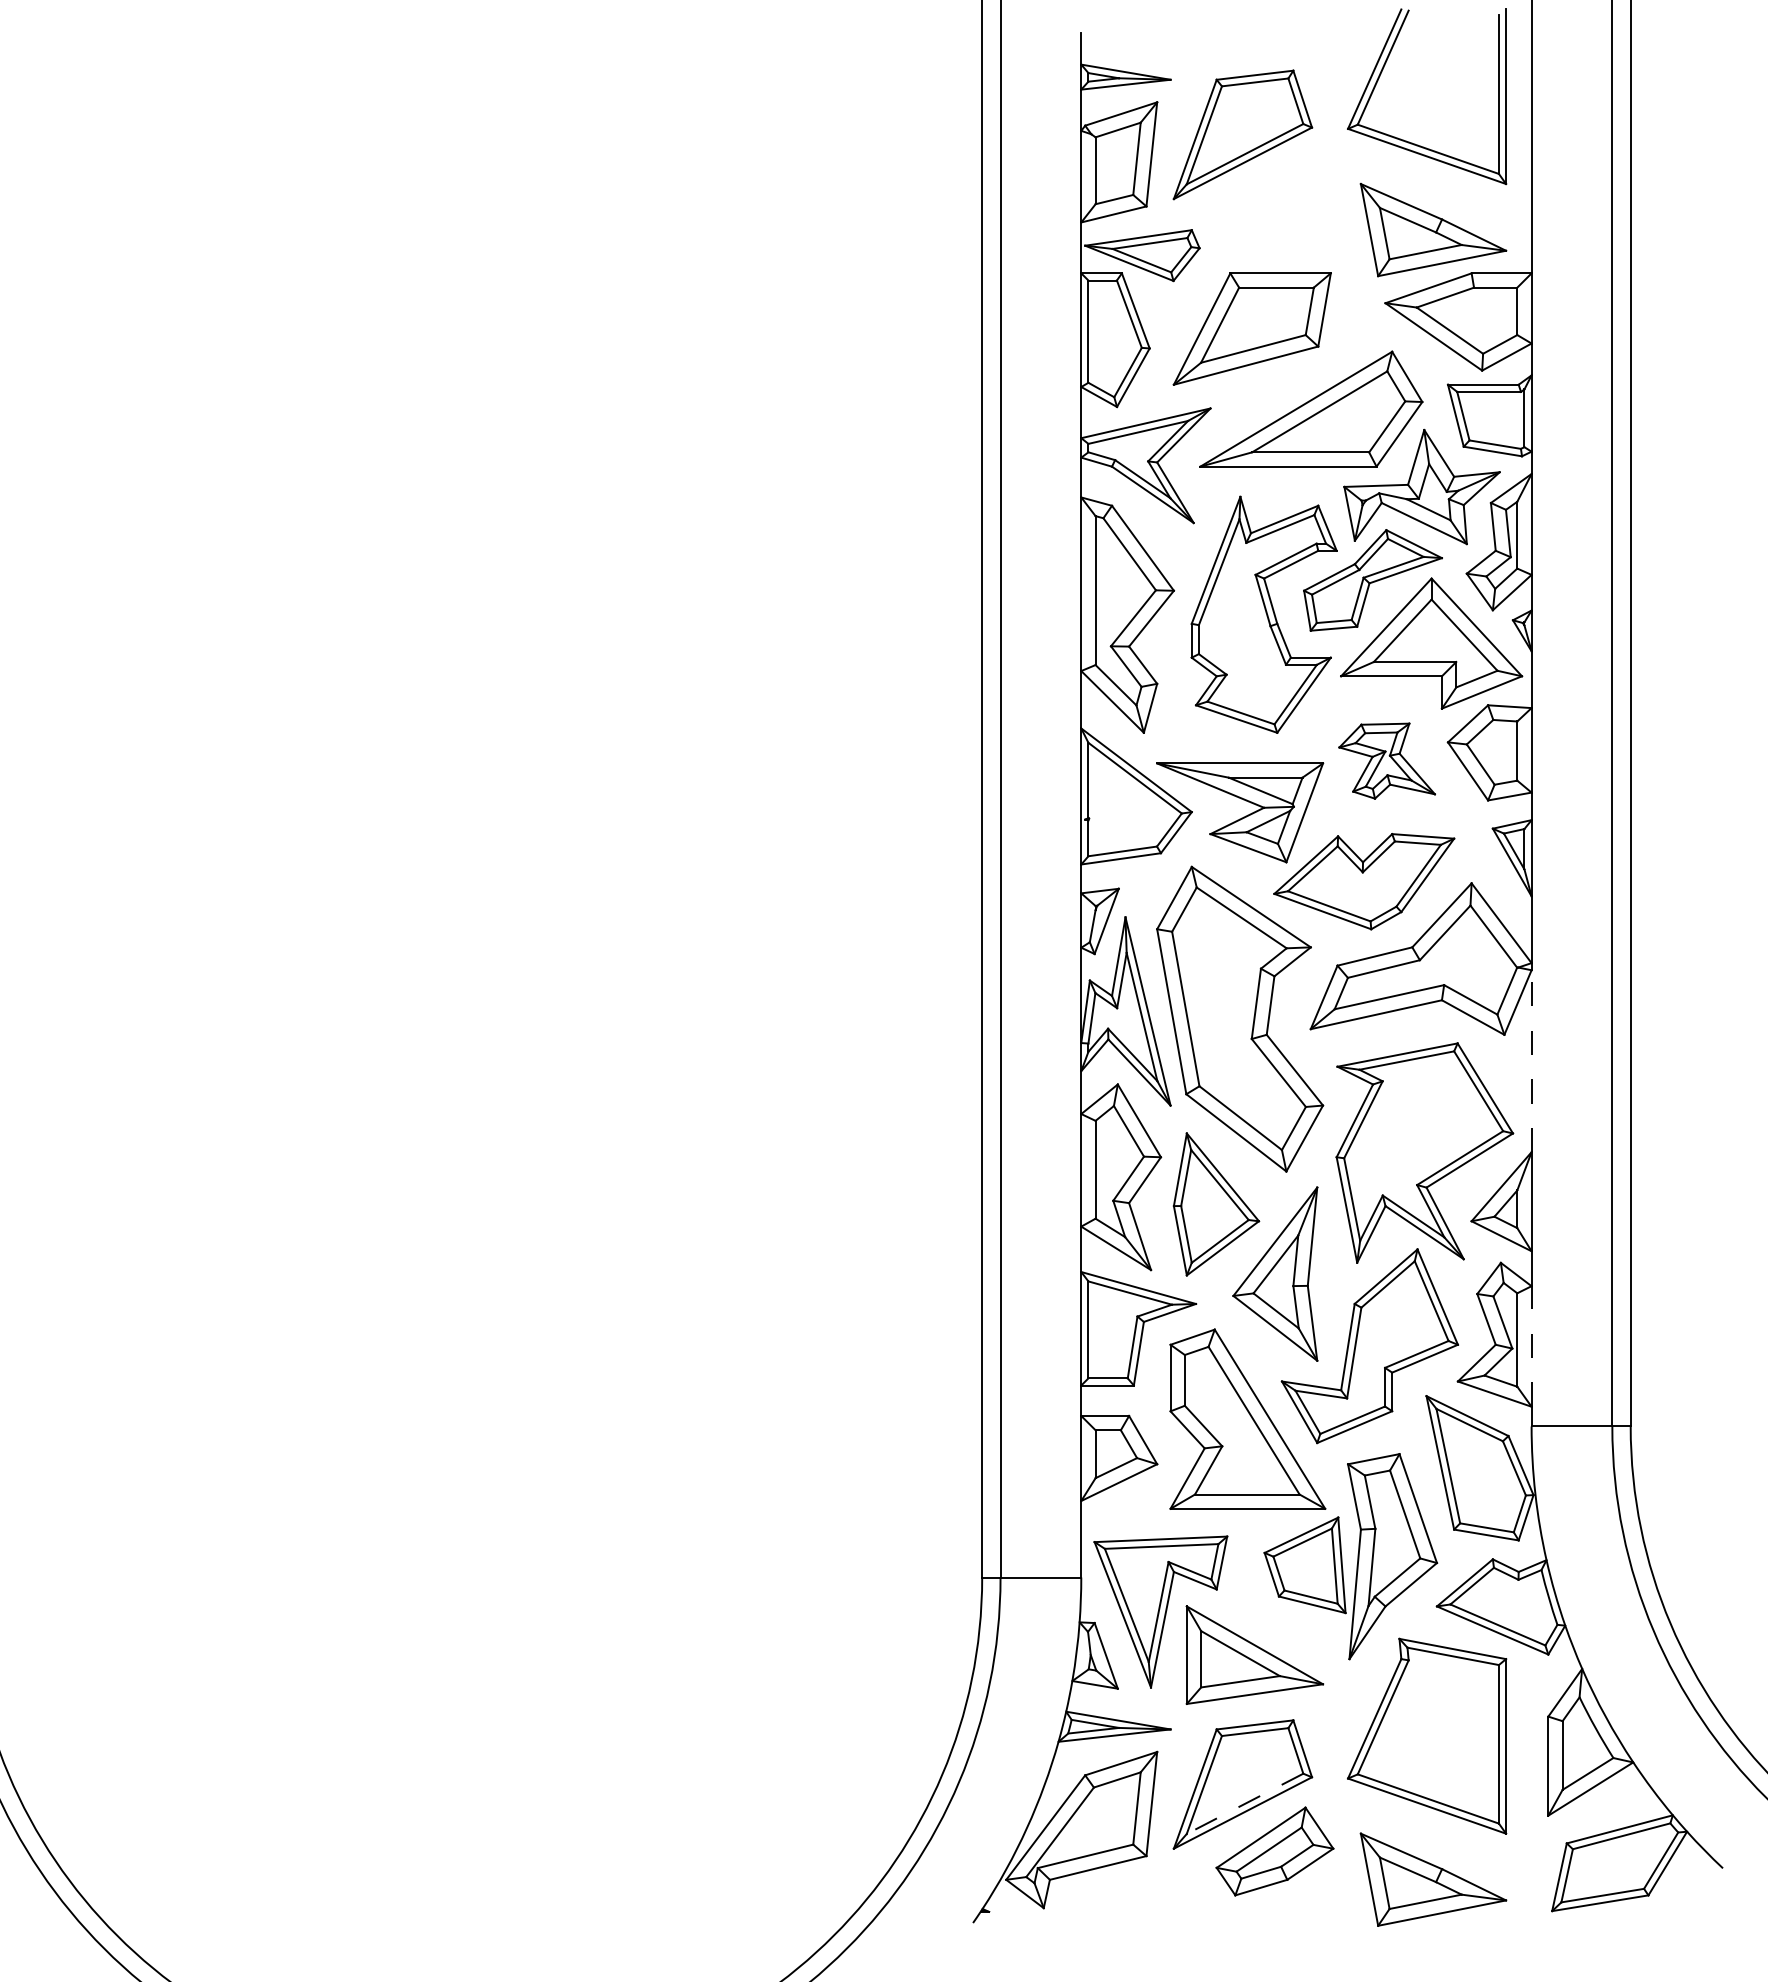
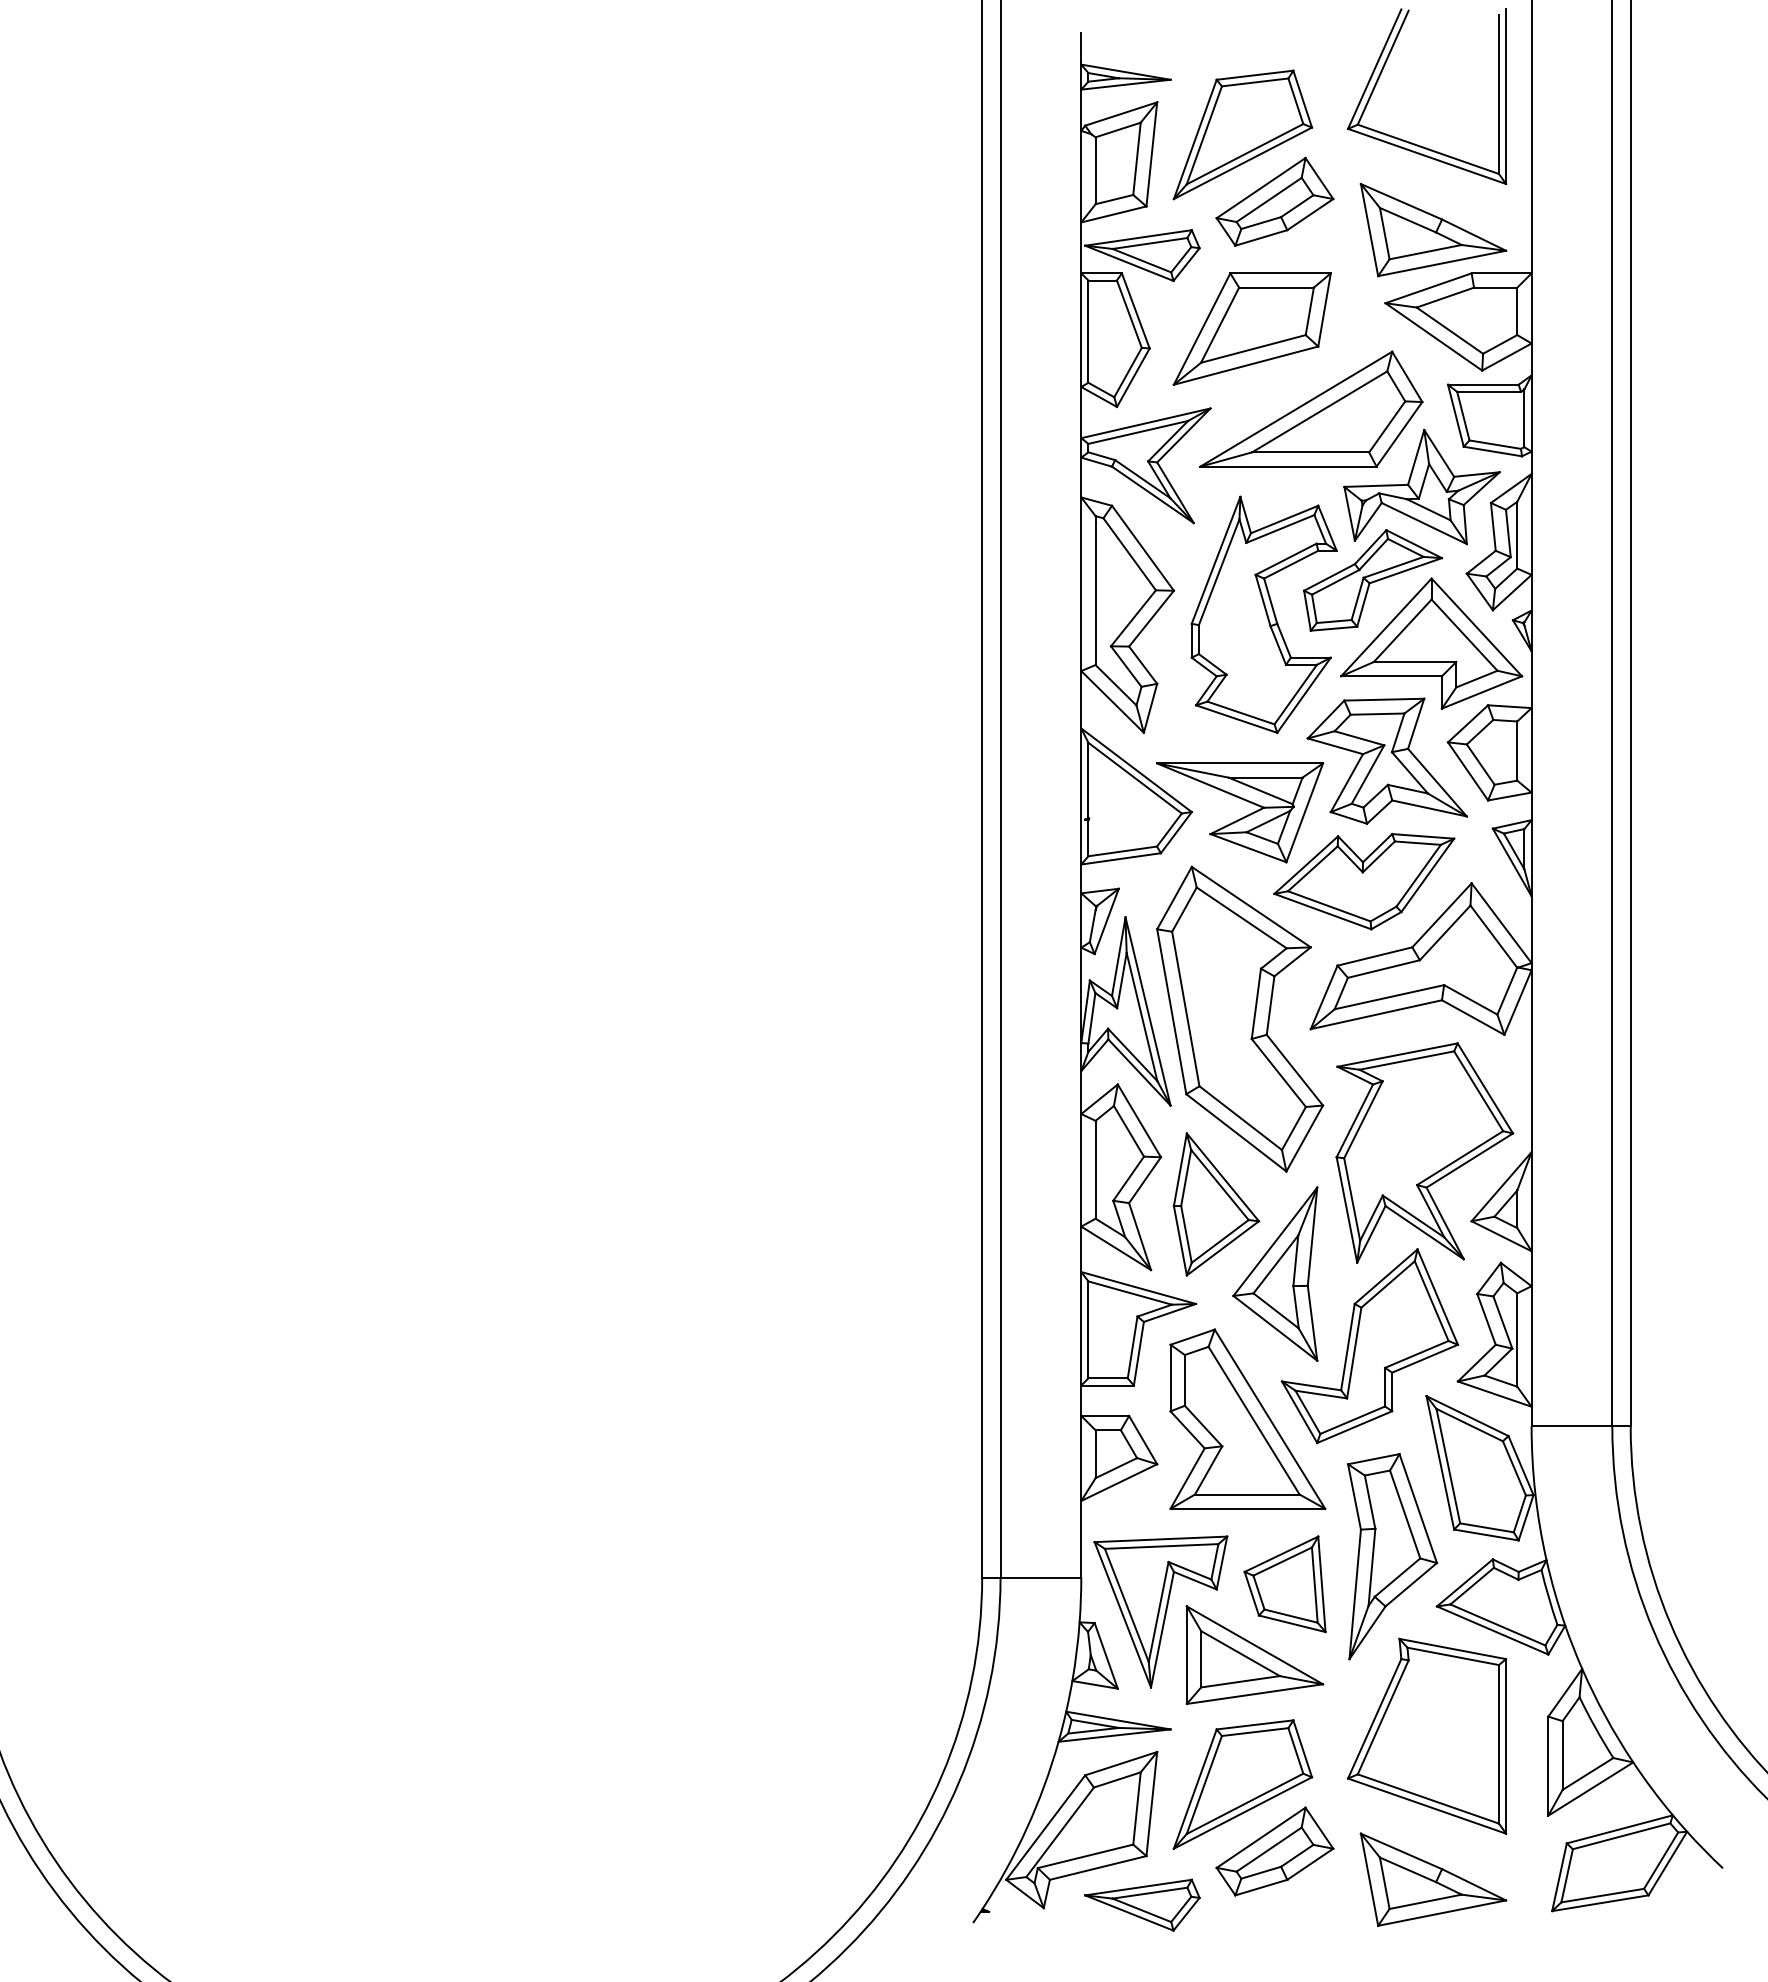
part: none -> present (1274, 201)
part size: 98x78 px -> 162x128 px (1386, 760)
line: dashed -> solid (1531, 1061)
line: dashed -> solid (1531, 1345)
part position: (1304, 1565) -> (1284, 1584) (1284, 1584)
line: dashed -> solid (1245, 1803)
part: none -> present (1142, 1904)
